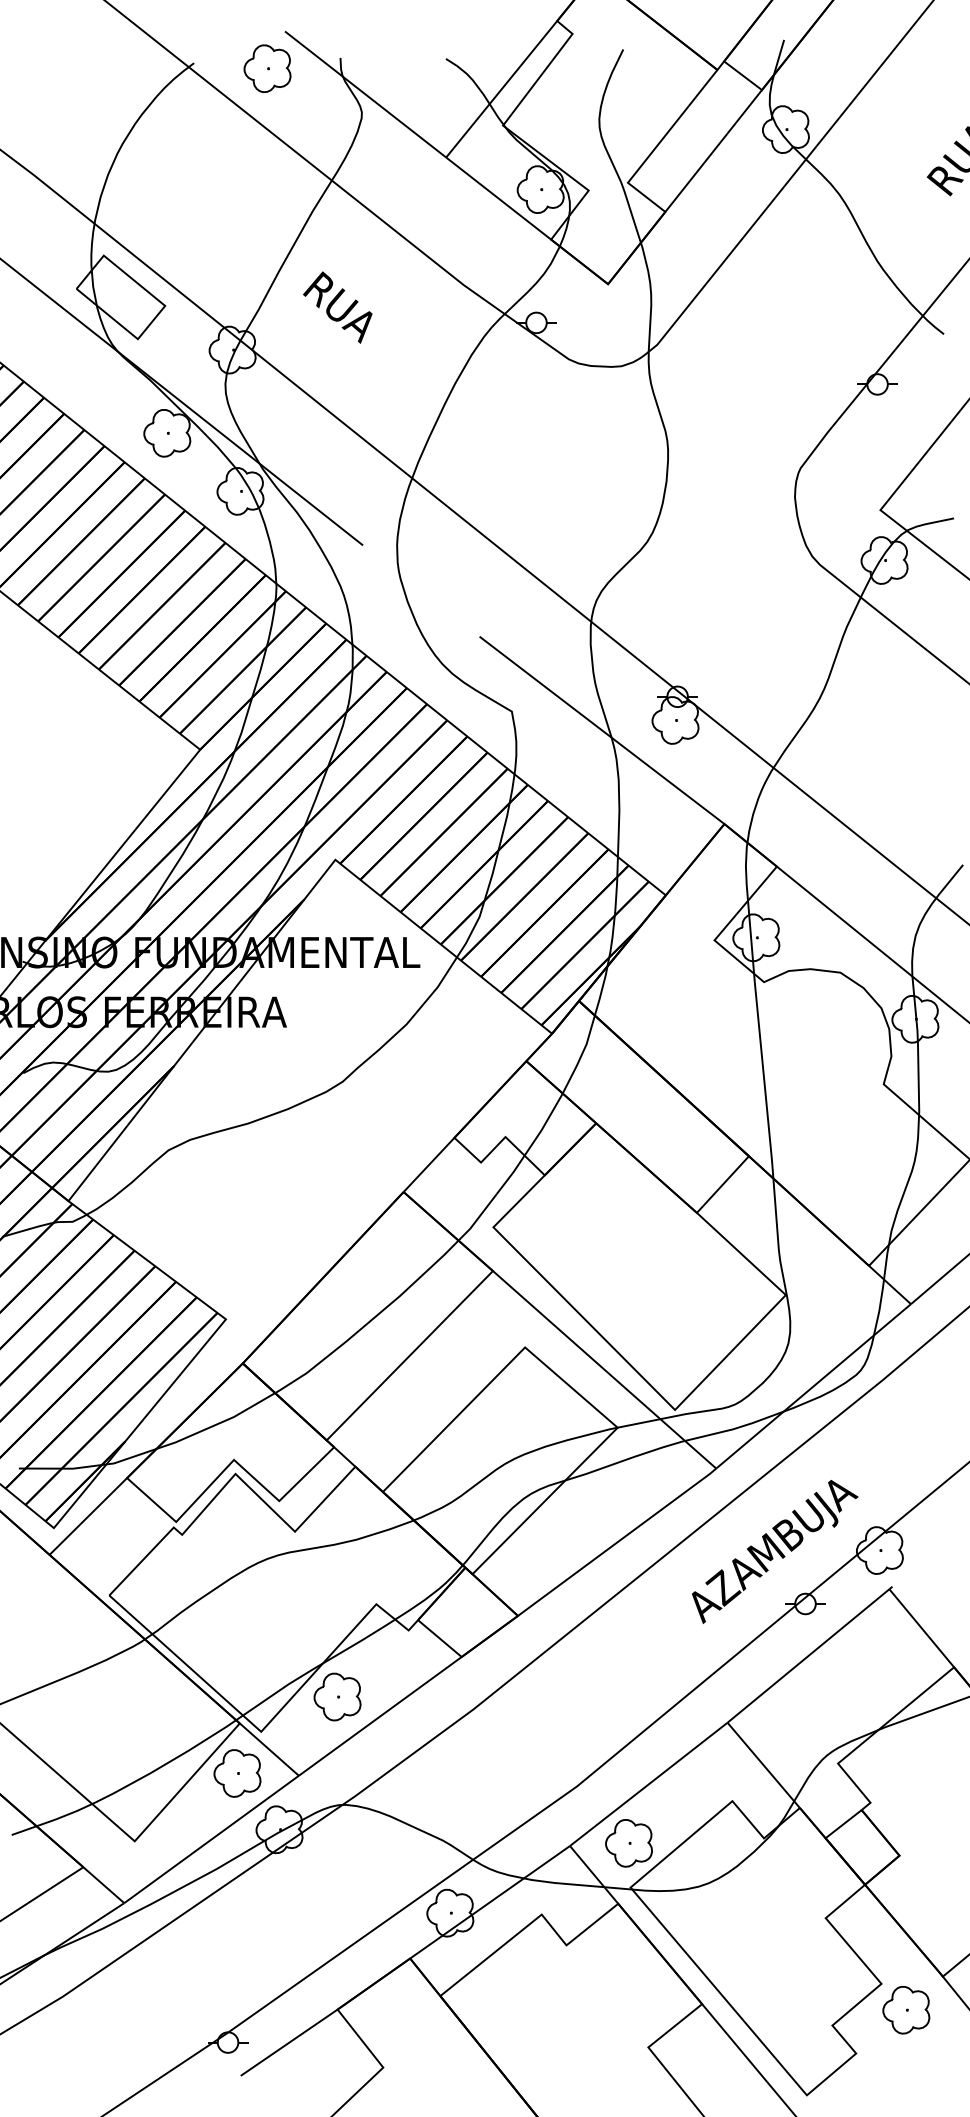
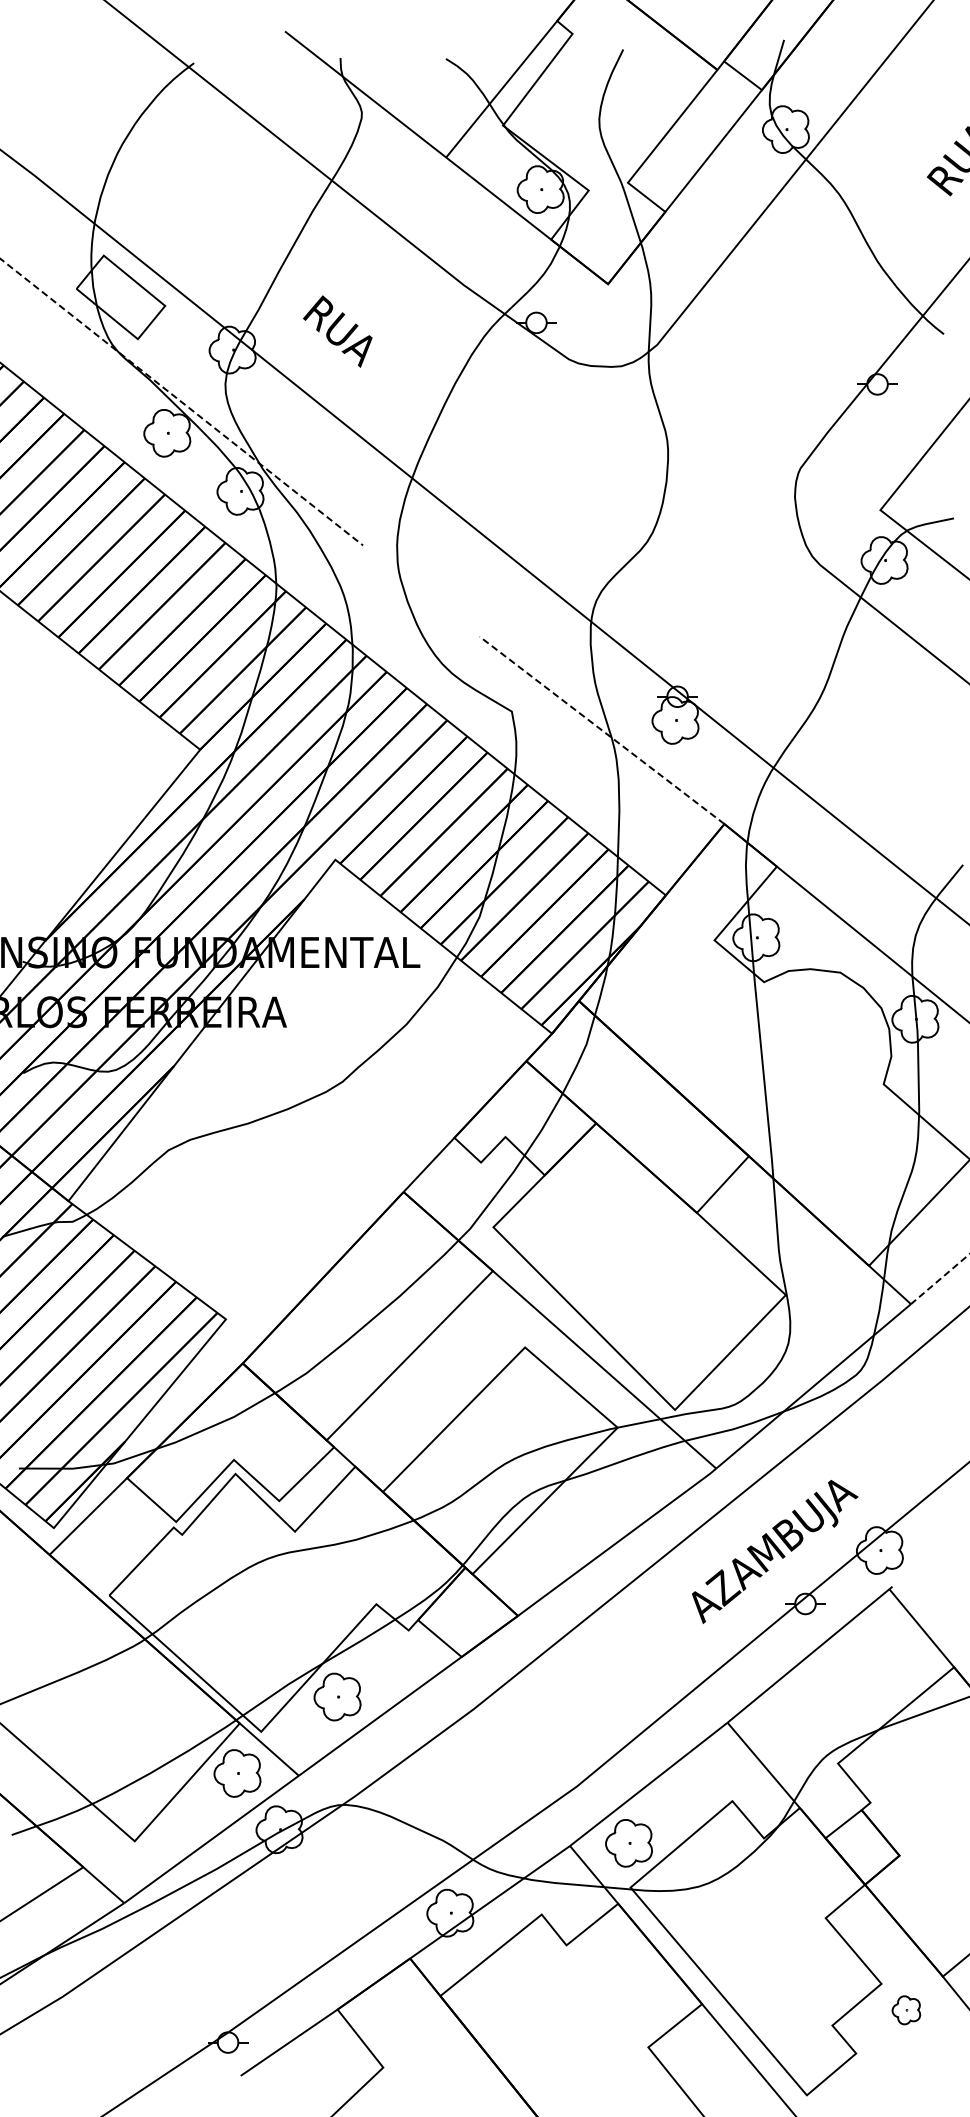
part: present -> none (267, 68)
text position: (337, 307) -> (337, 331) (337, 331)
line: solid -> dashed (181, 402)
line: solid -> dashed (601, 730)
line: solid -> dashed (939, 1279)
part size: 49x49 px -> 31x31 px (906, 2010)
